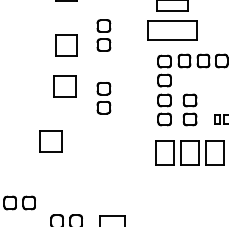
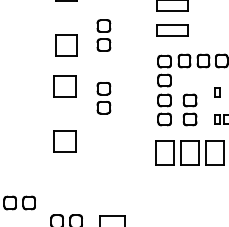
part size: 51x21 px -> 33x13 px (172, 30)
part: none -> present (217, 92)
part position: (50, 141) -> (64, 141) (64, 141)
